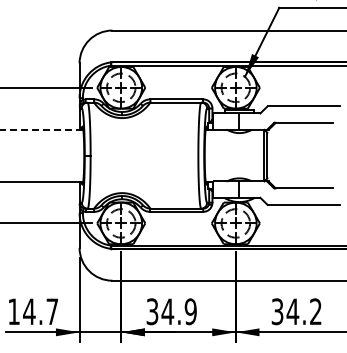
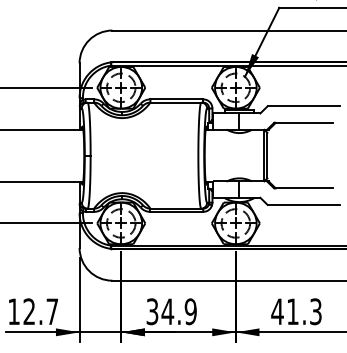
line: dashed -> solid (41, 129)
text: 14.7 -> 12.7 (29, 311)
text: 34.2 -> 41.3 (296, 311)
